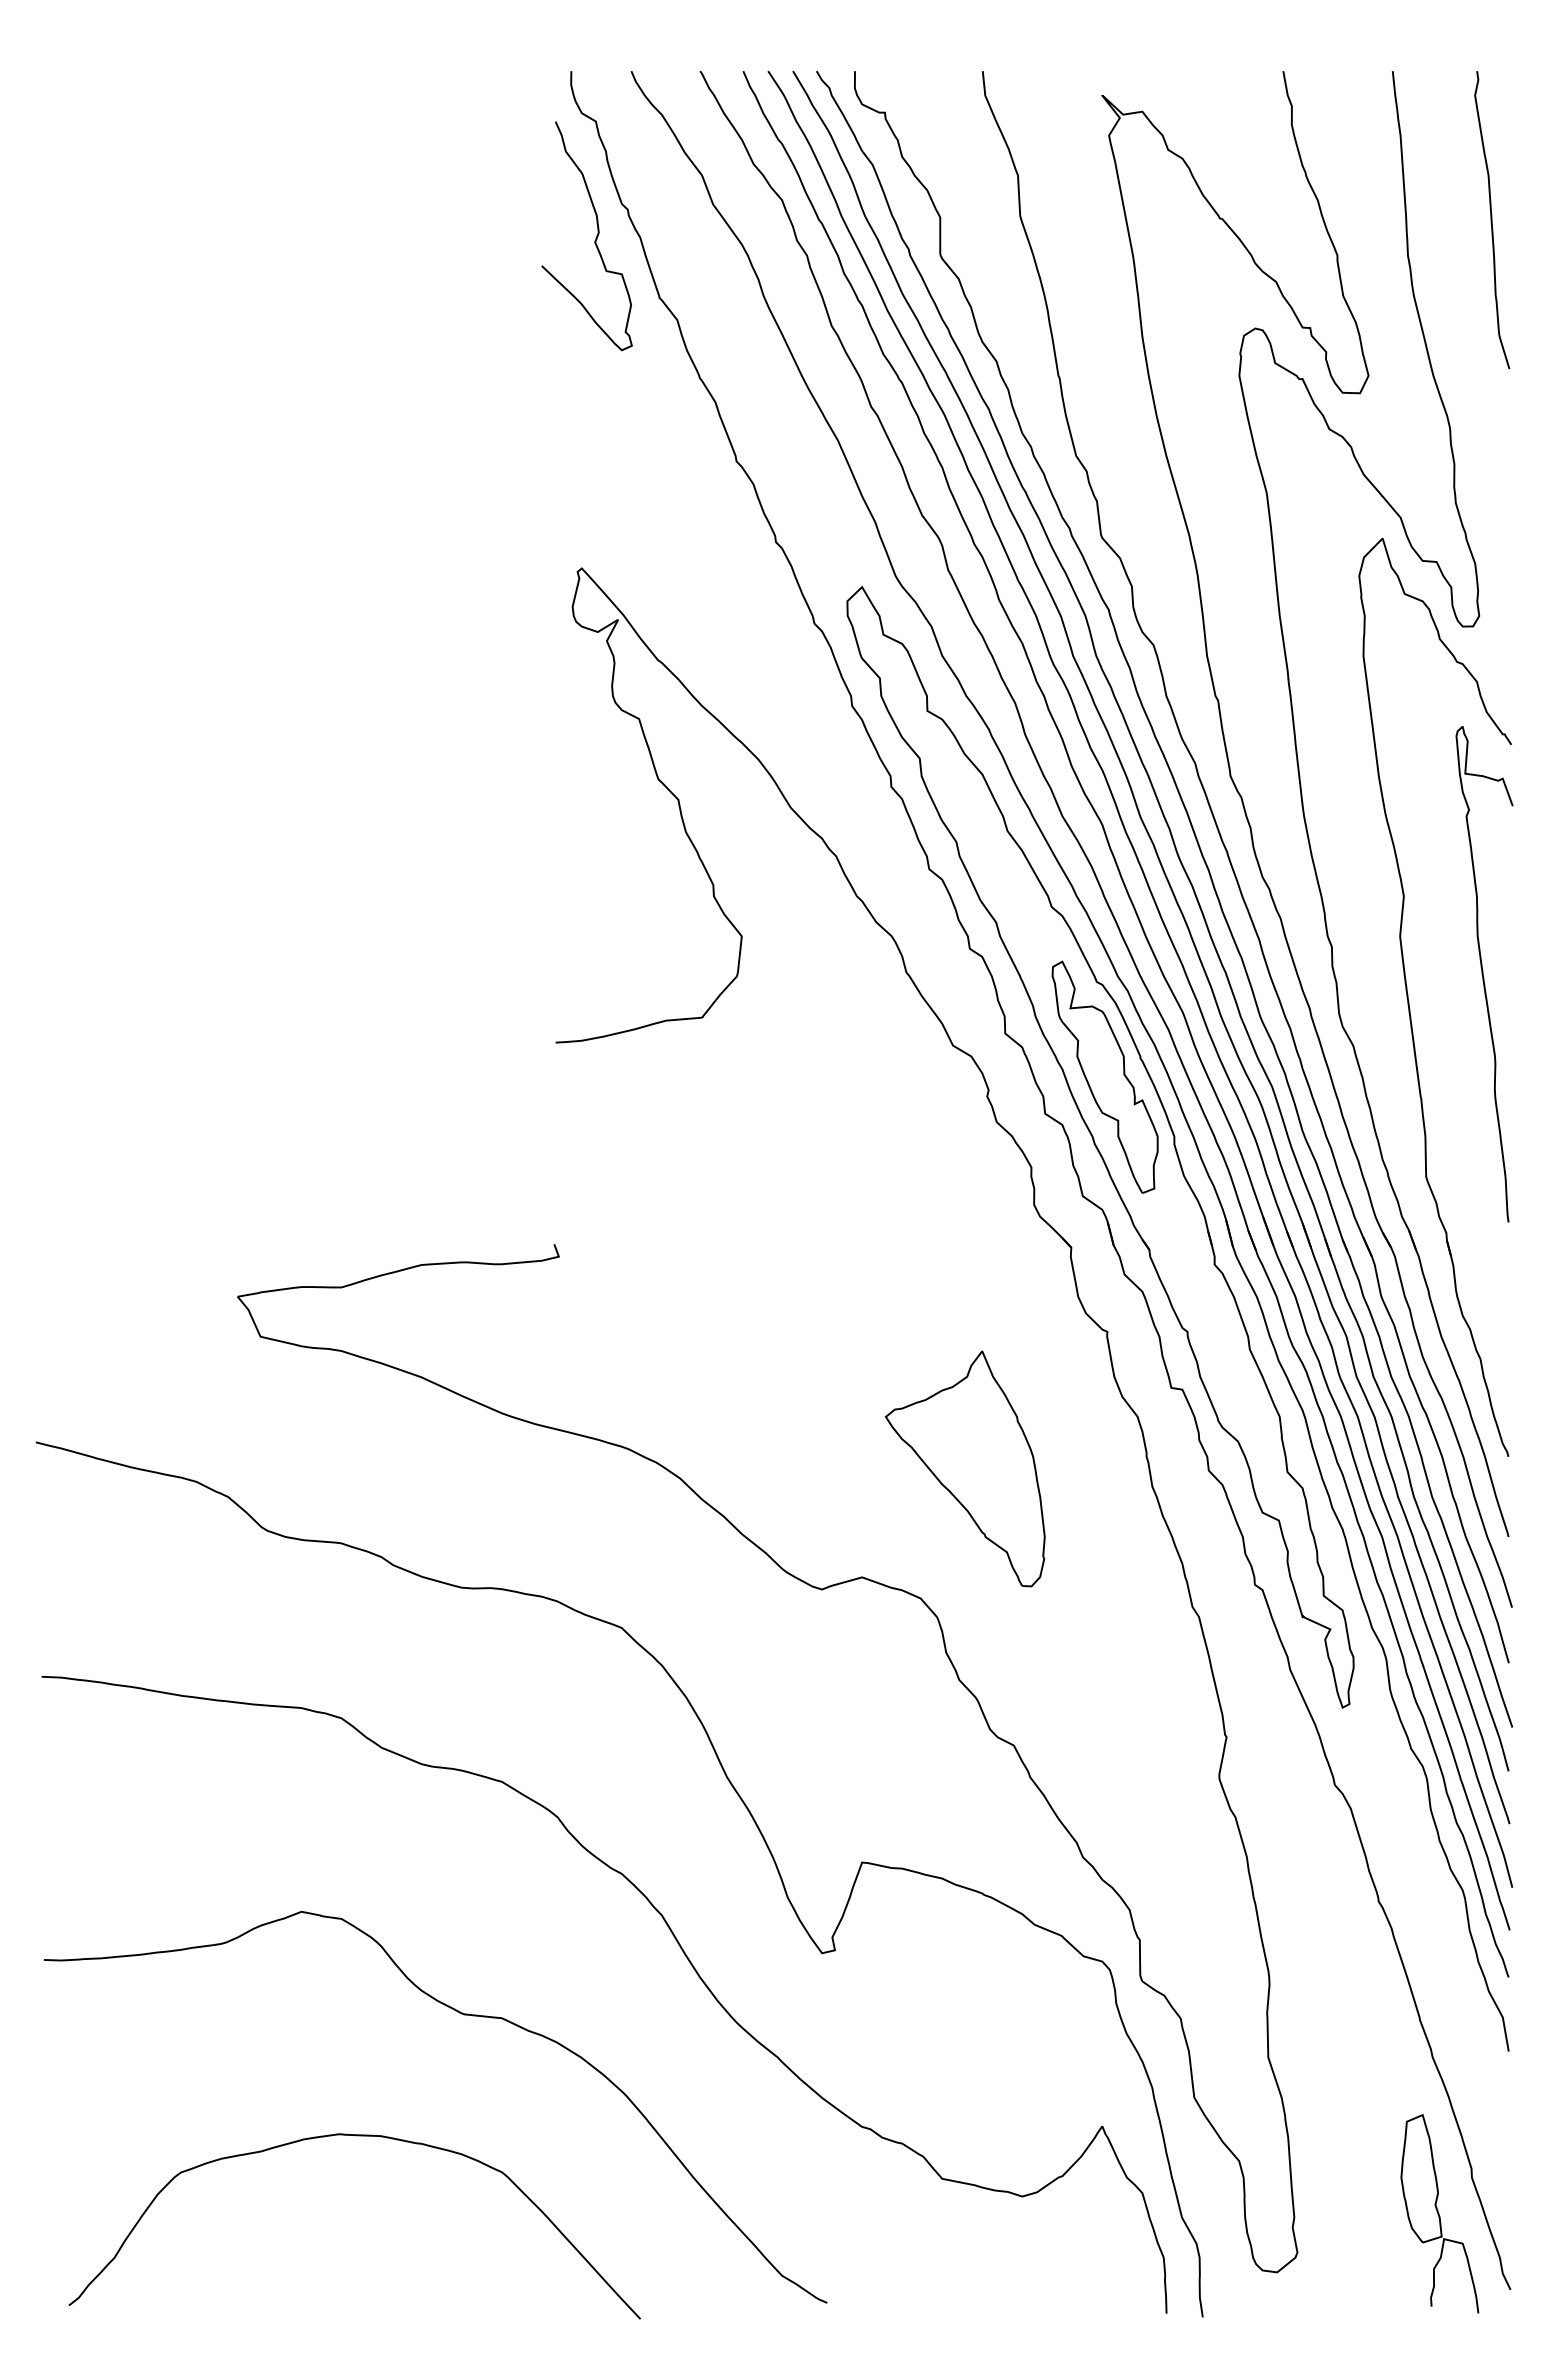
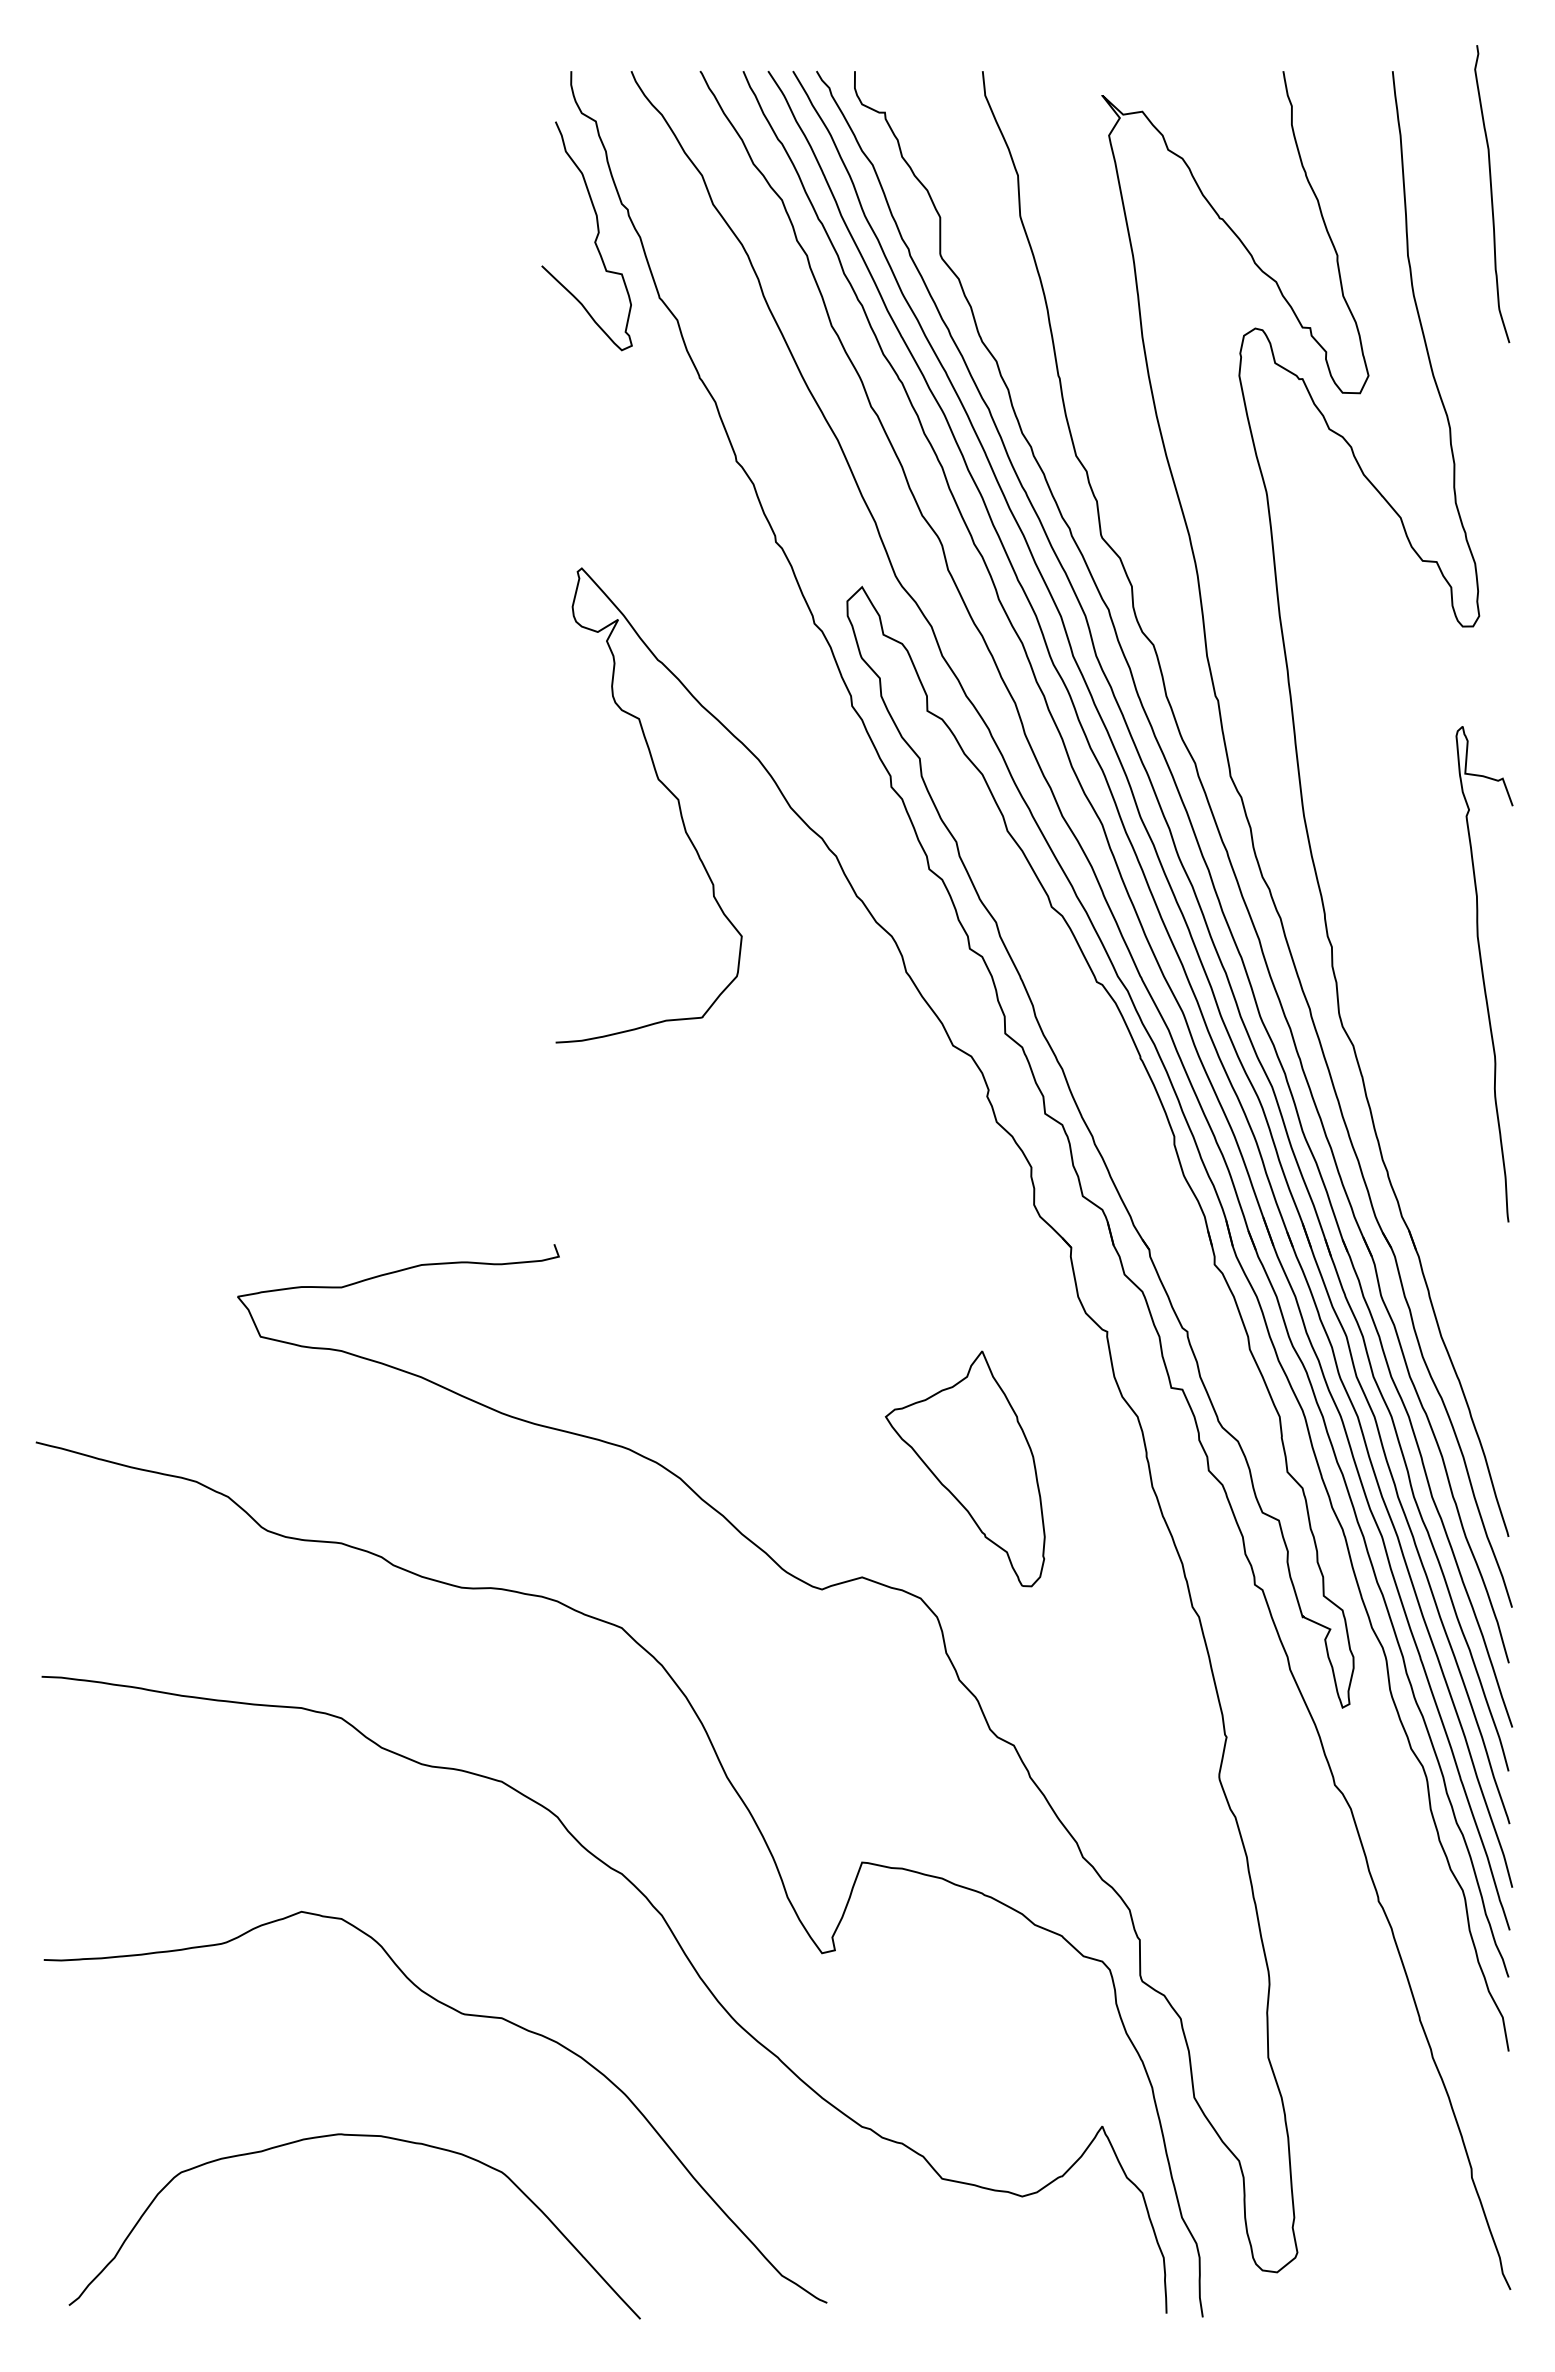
curve position: (1492, 220) -> (1492, 194) (1492, 194)
part: present -> none (1409, 1001)
part: present -> none (1104, 1076)
part: present -> none (1439, 2213)
